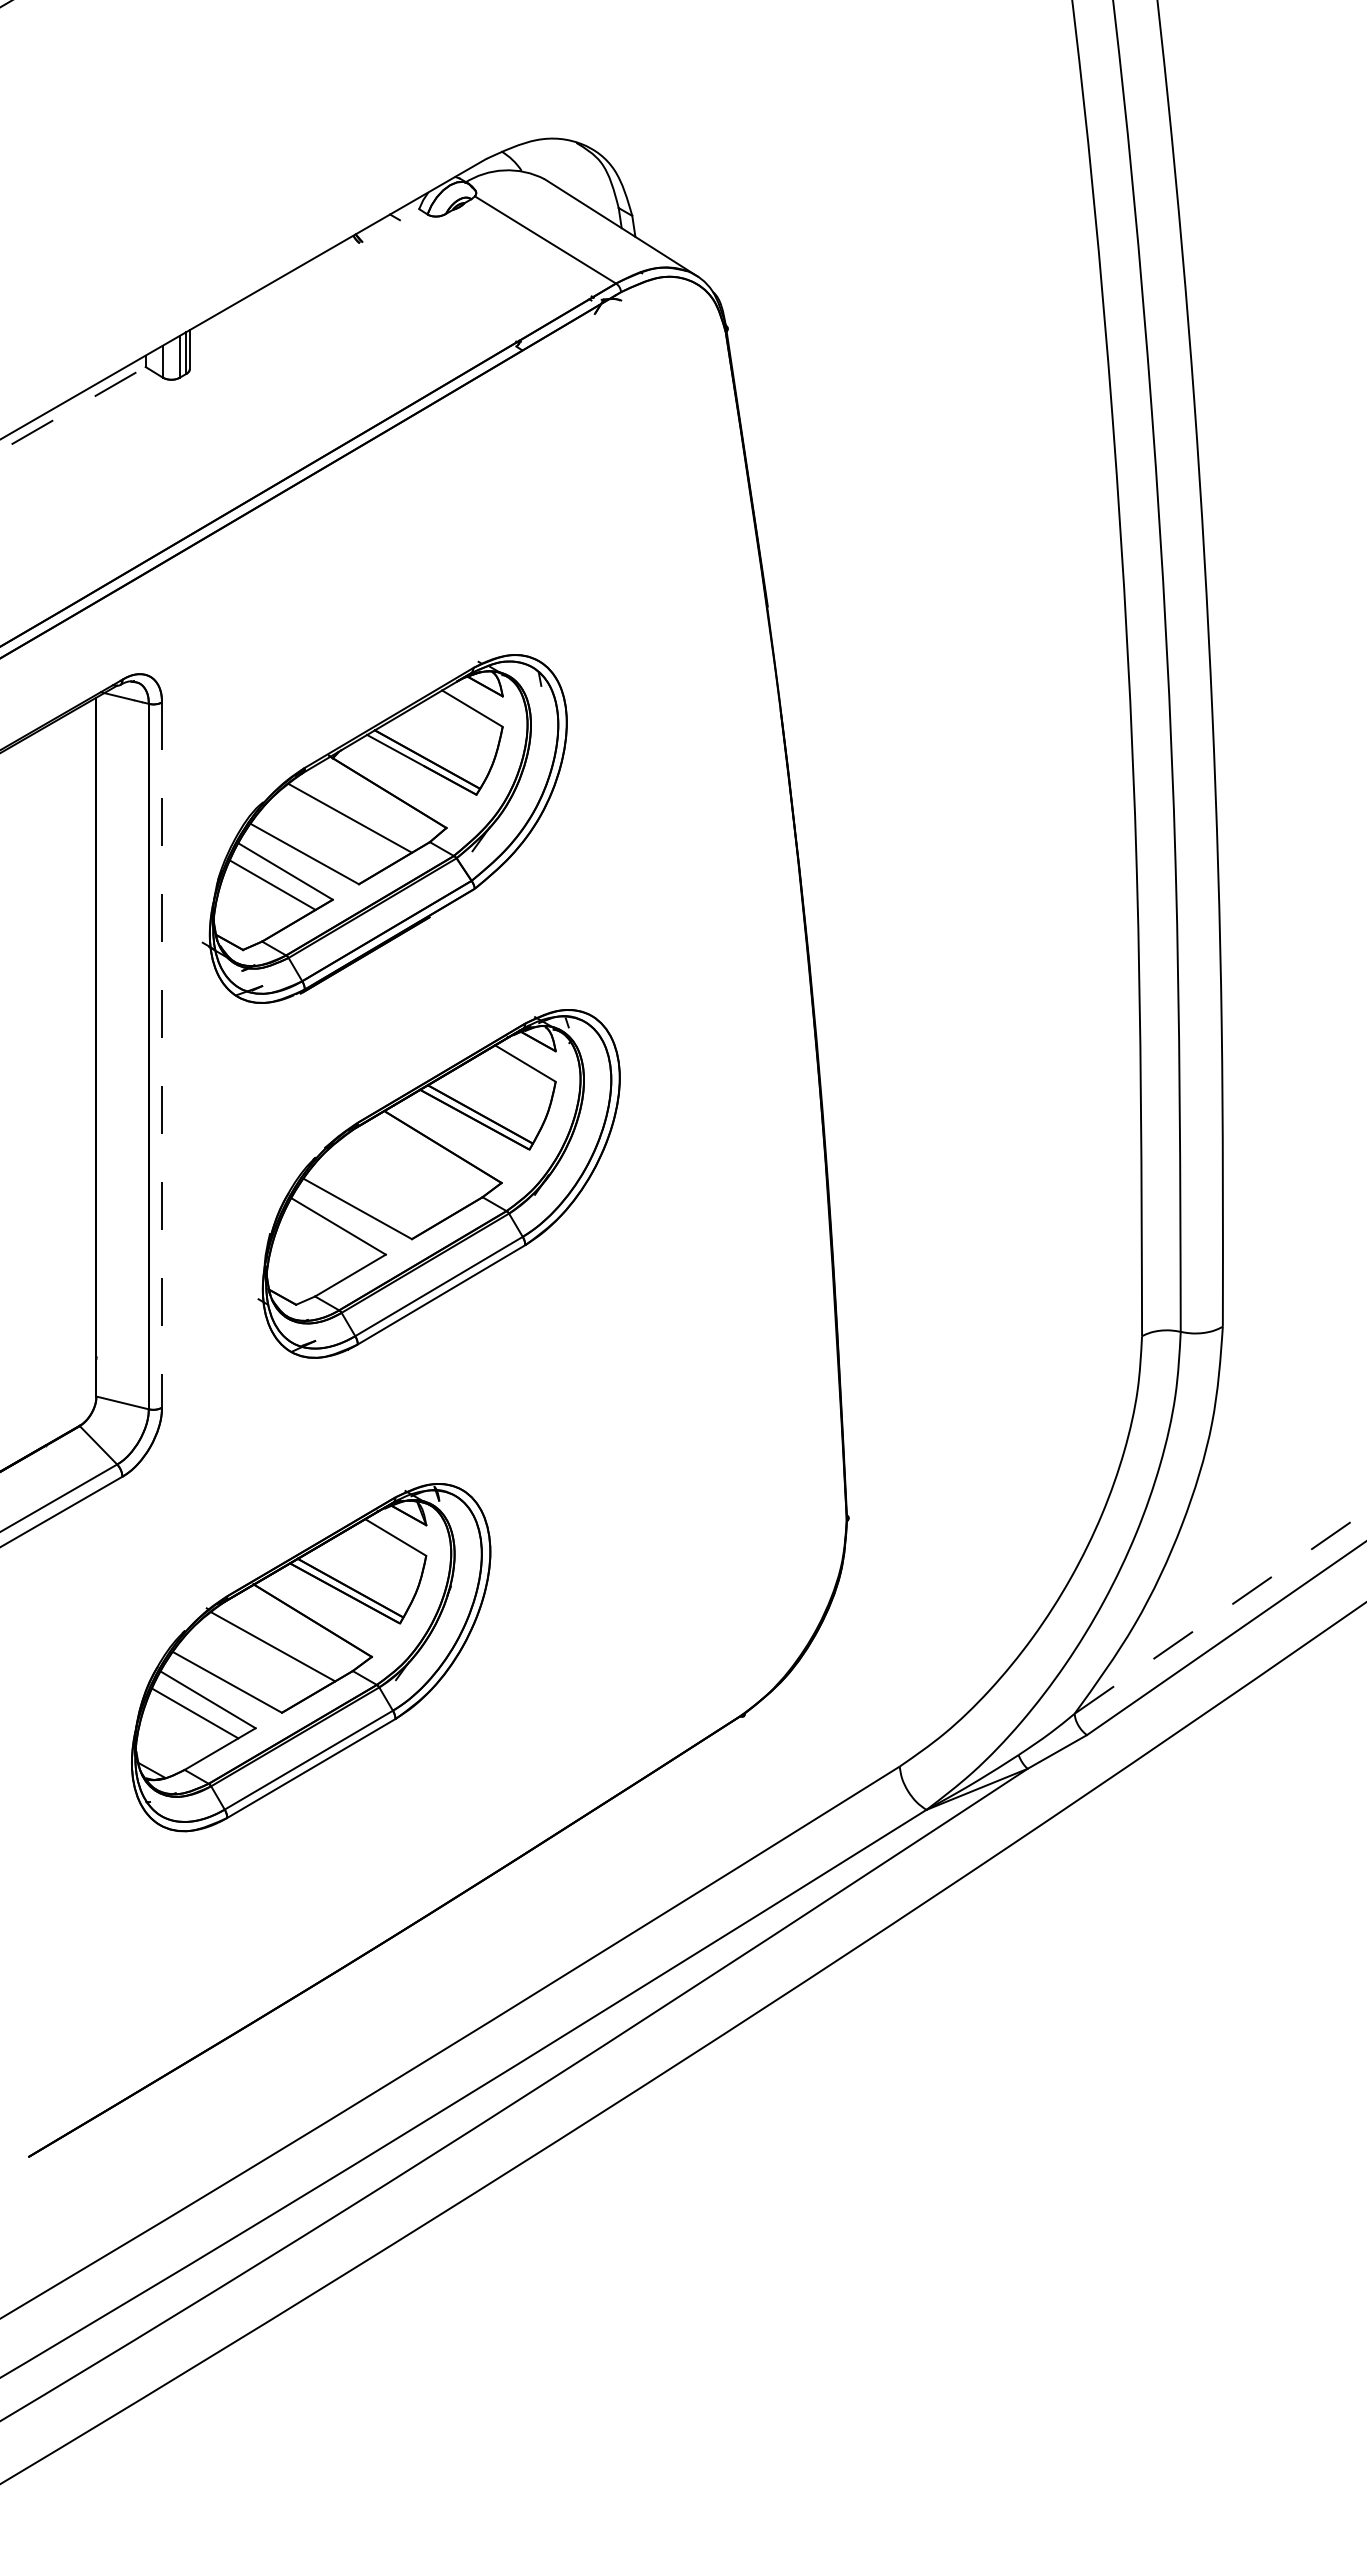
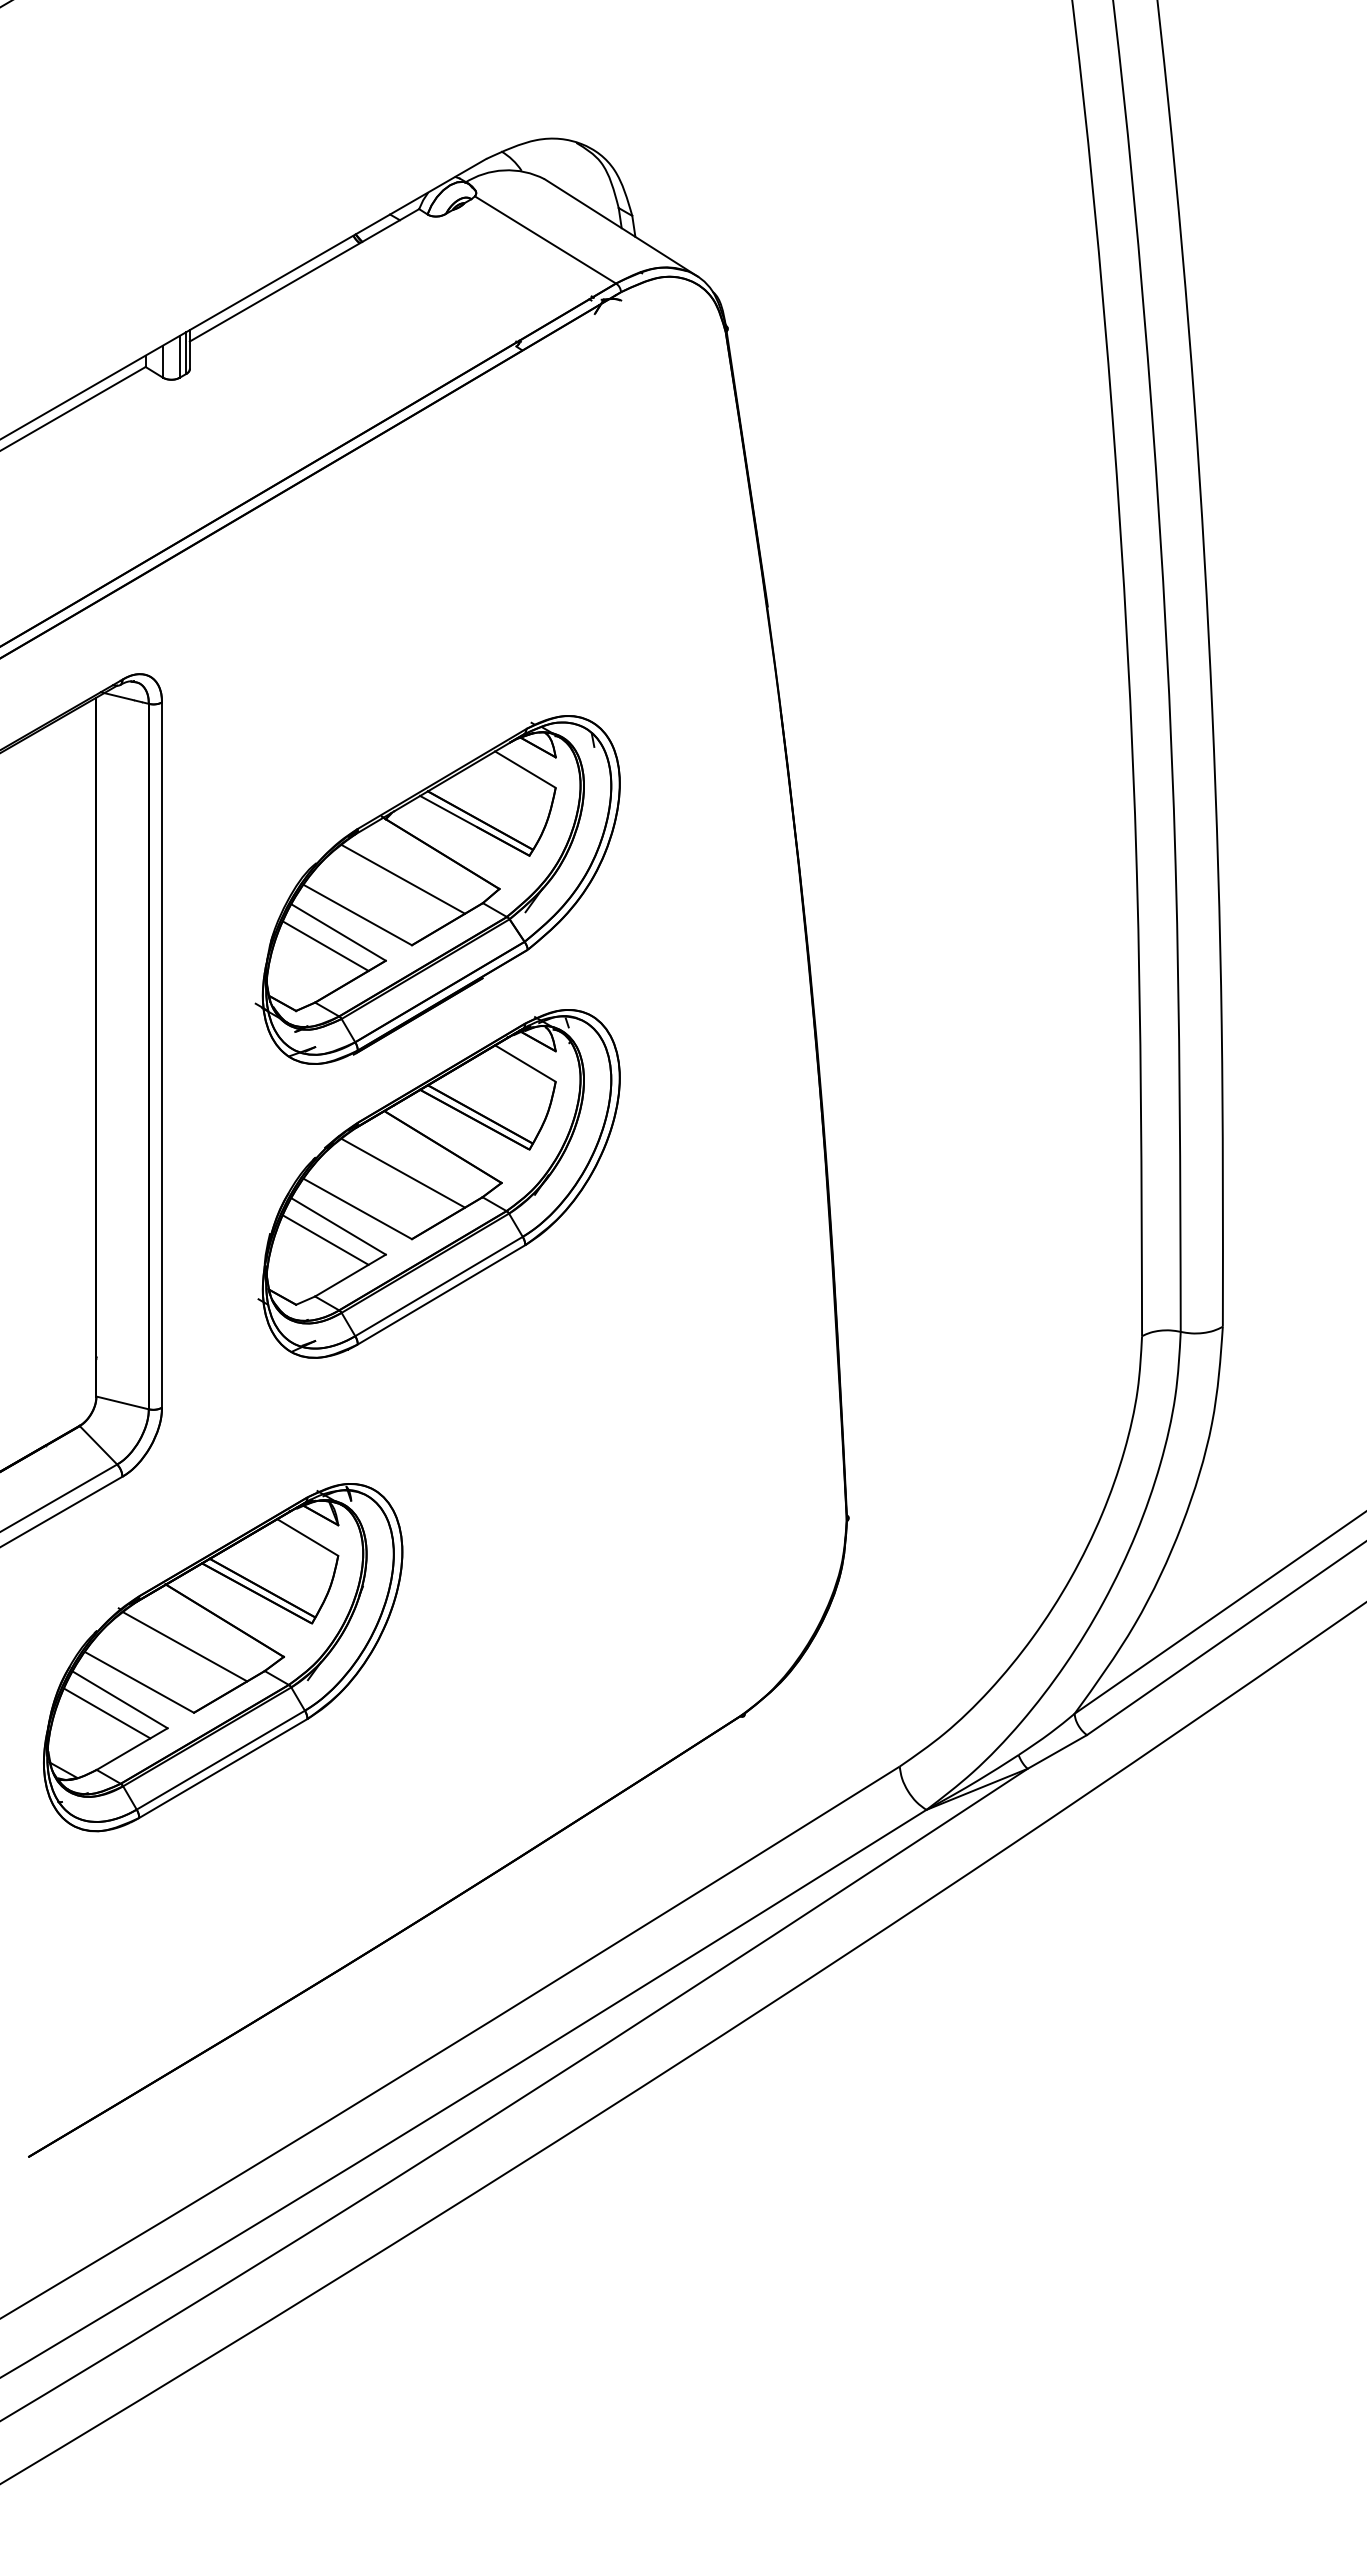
line: none -> present (304, 275)
line: dashed -> solid (72, 409)
part position: (384, 828) -> (437, 889) (437, 889)
line: dashed -> solid (161, 1055)
line: none -> present (403, 1173)
line: none -> present (325, 1239)
line: dashed -> solid (1220, 1612)
part position: (311, 1657) -> (223, 1657) (223, 1657)
